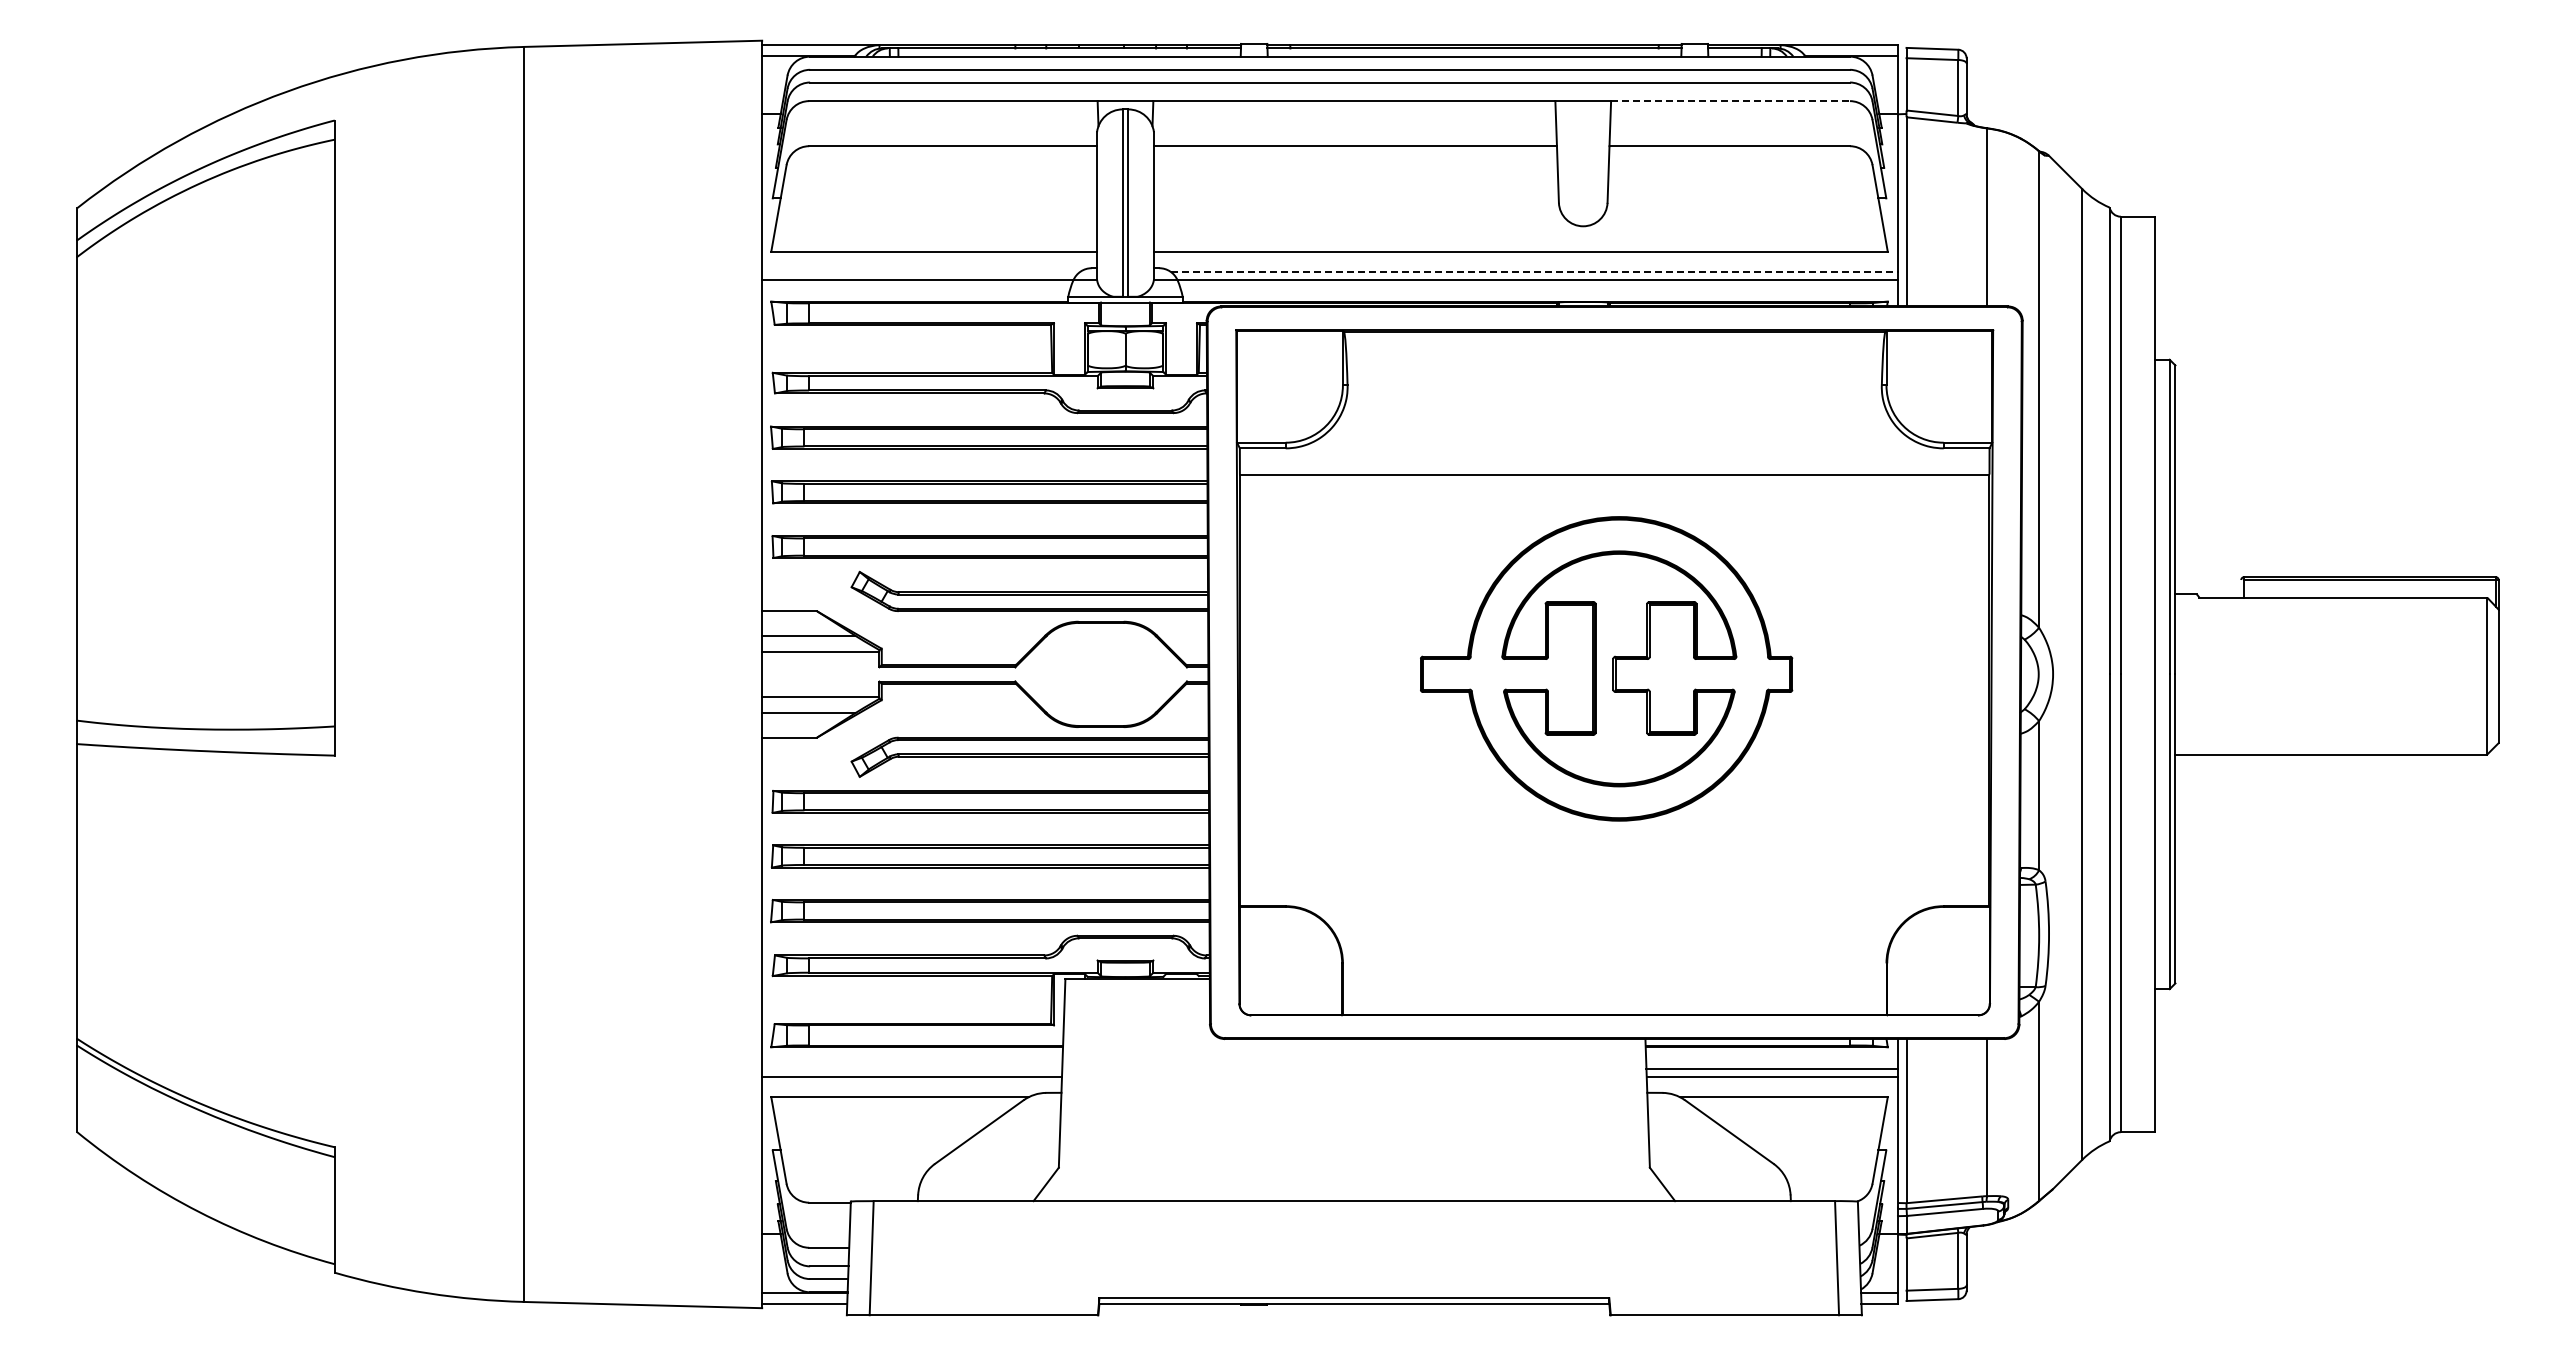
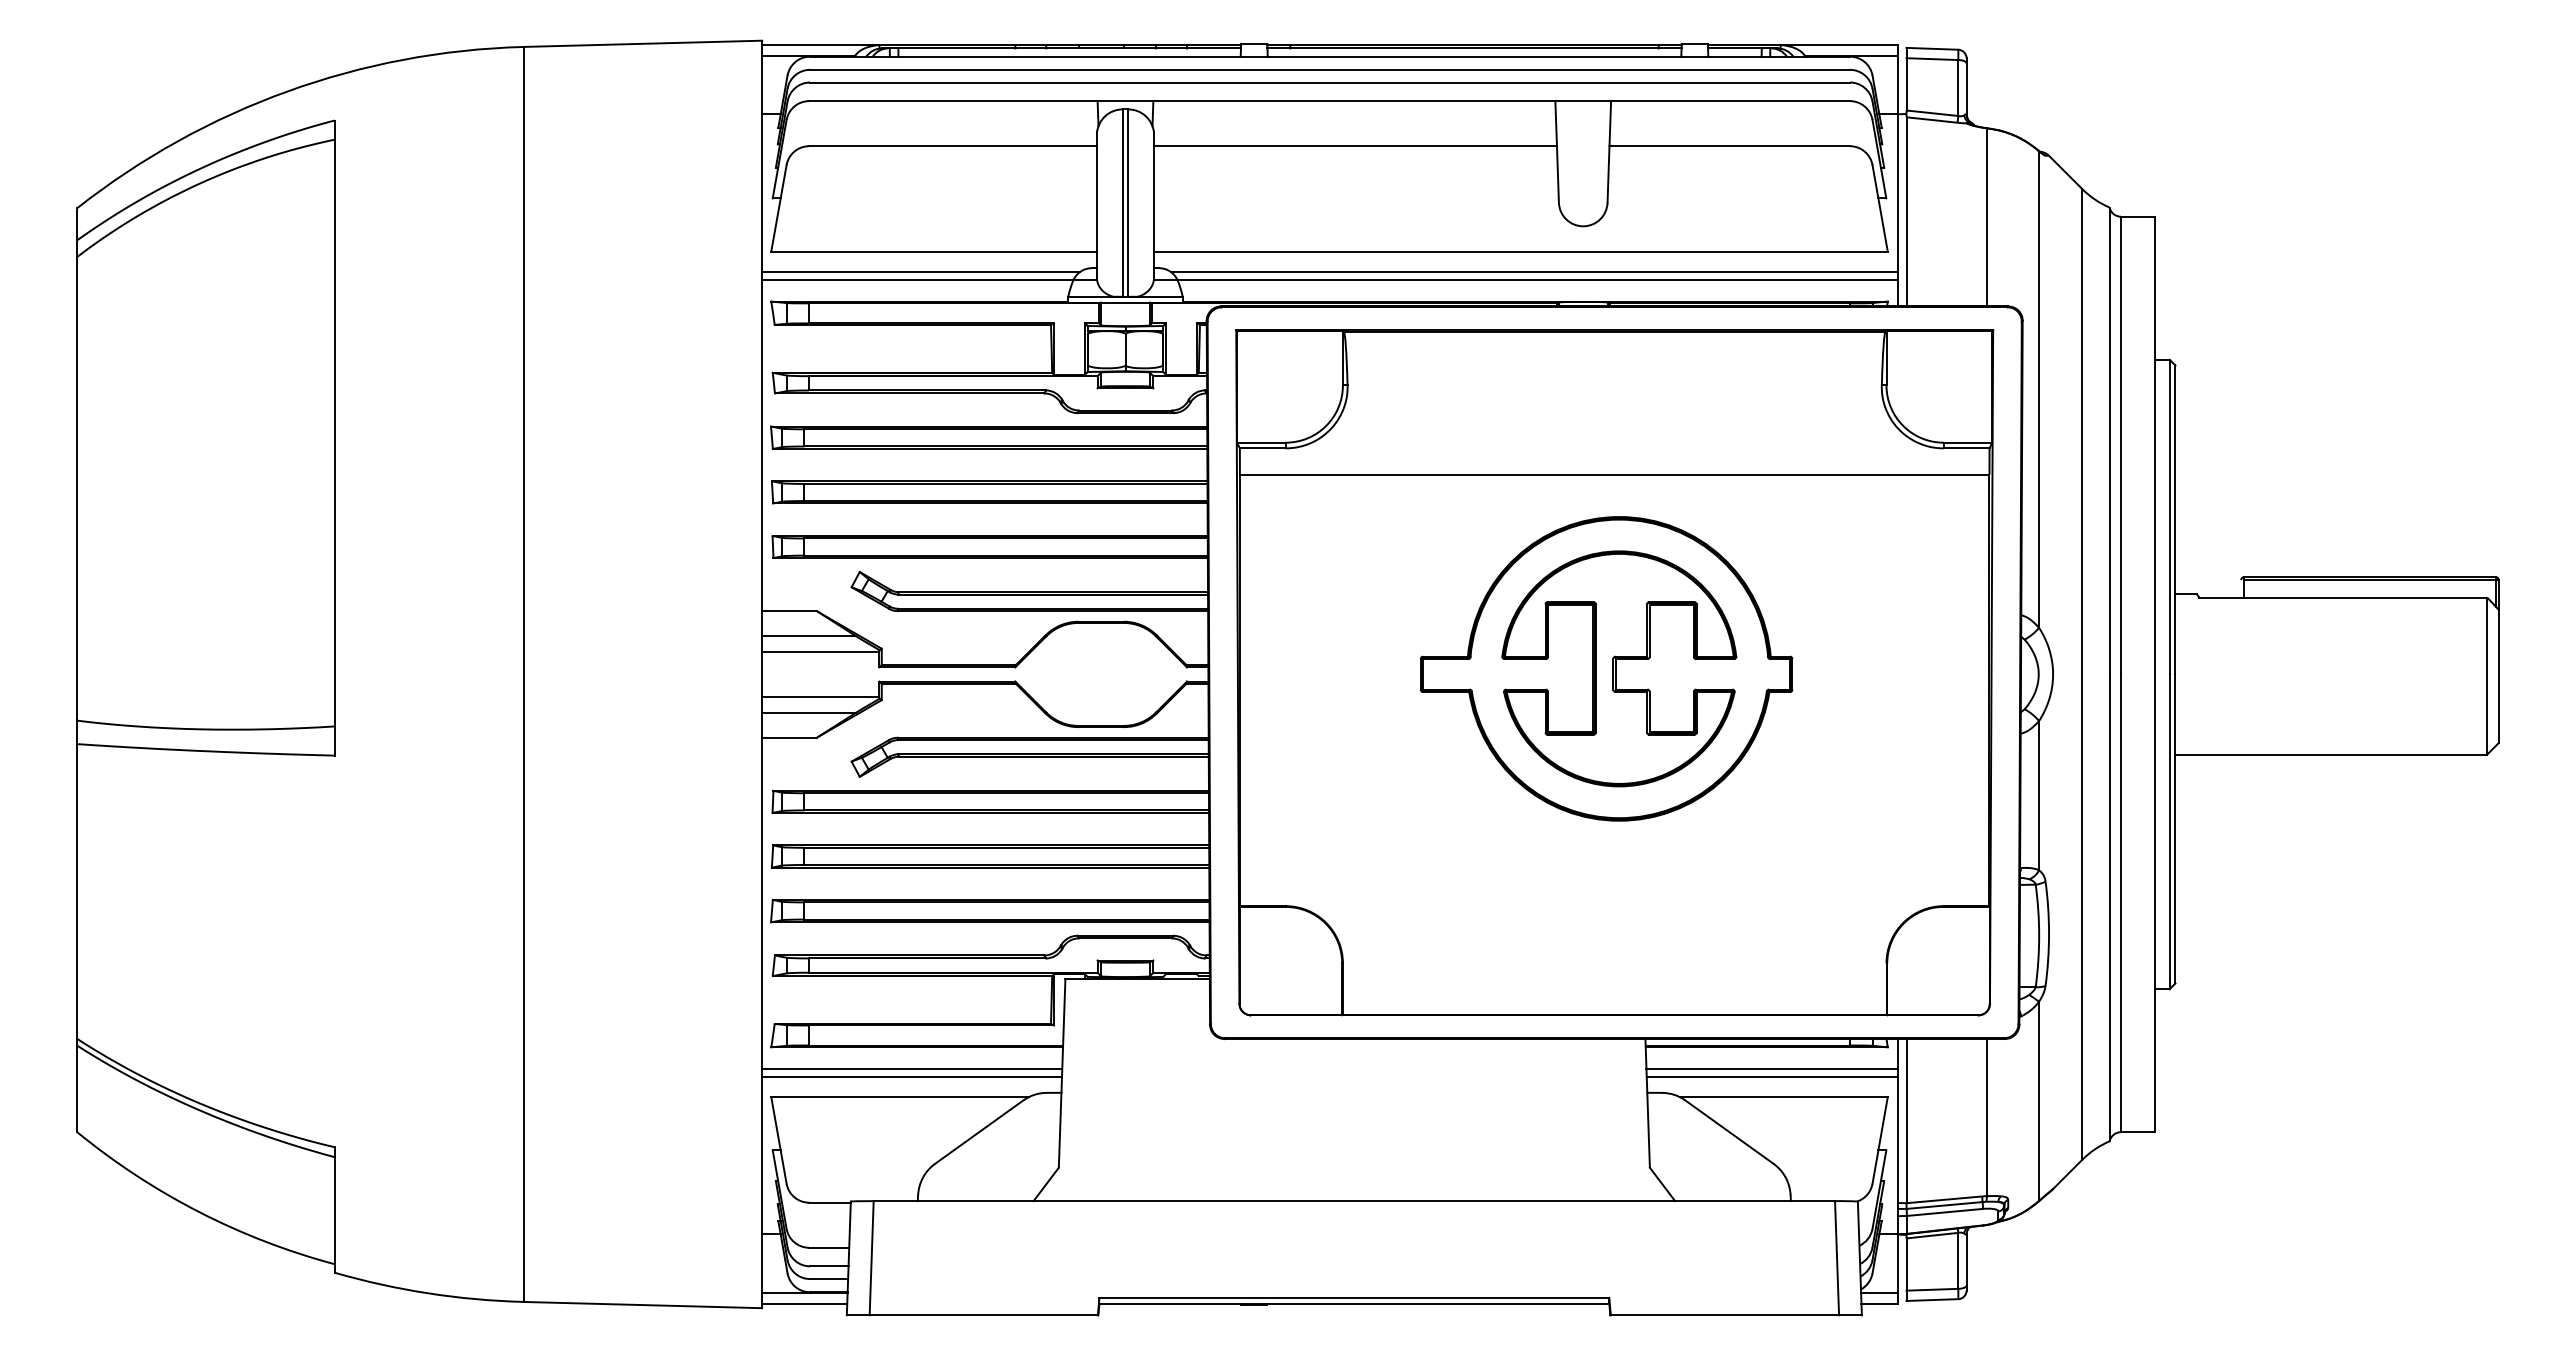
line: dashed -> solid (1731, 101)
line: none -> present (921, 271)
line: dashed -> solid (1534, 271)
line: none -> present (912, 1068)
